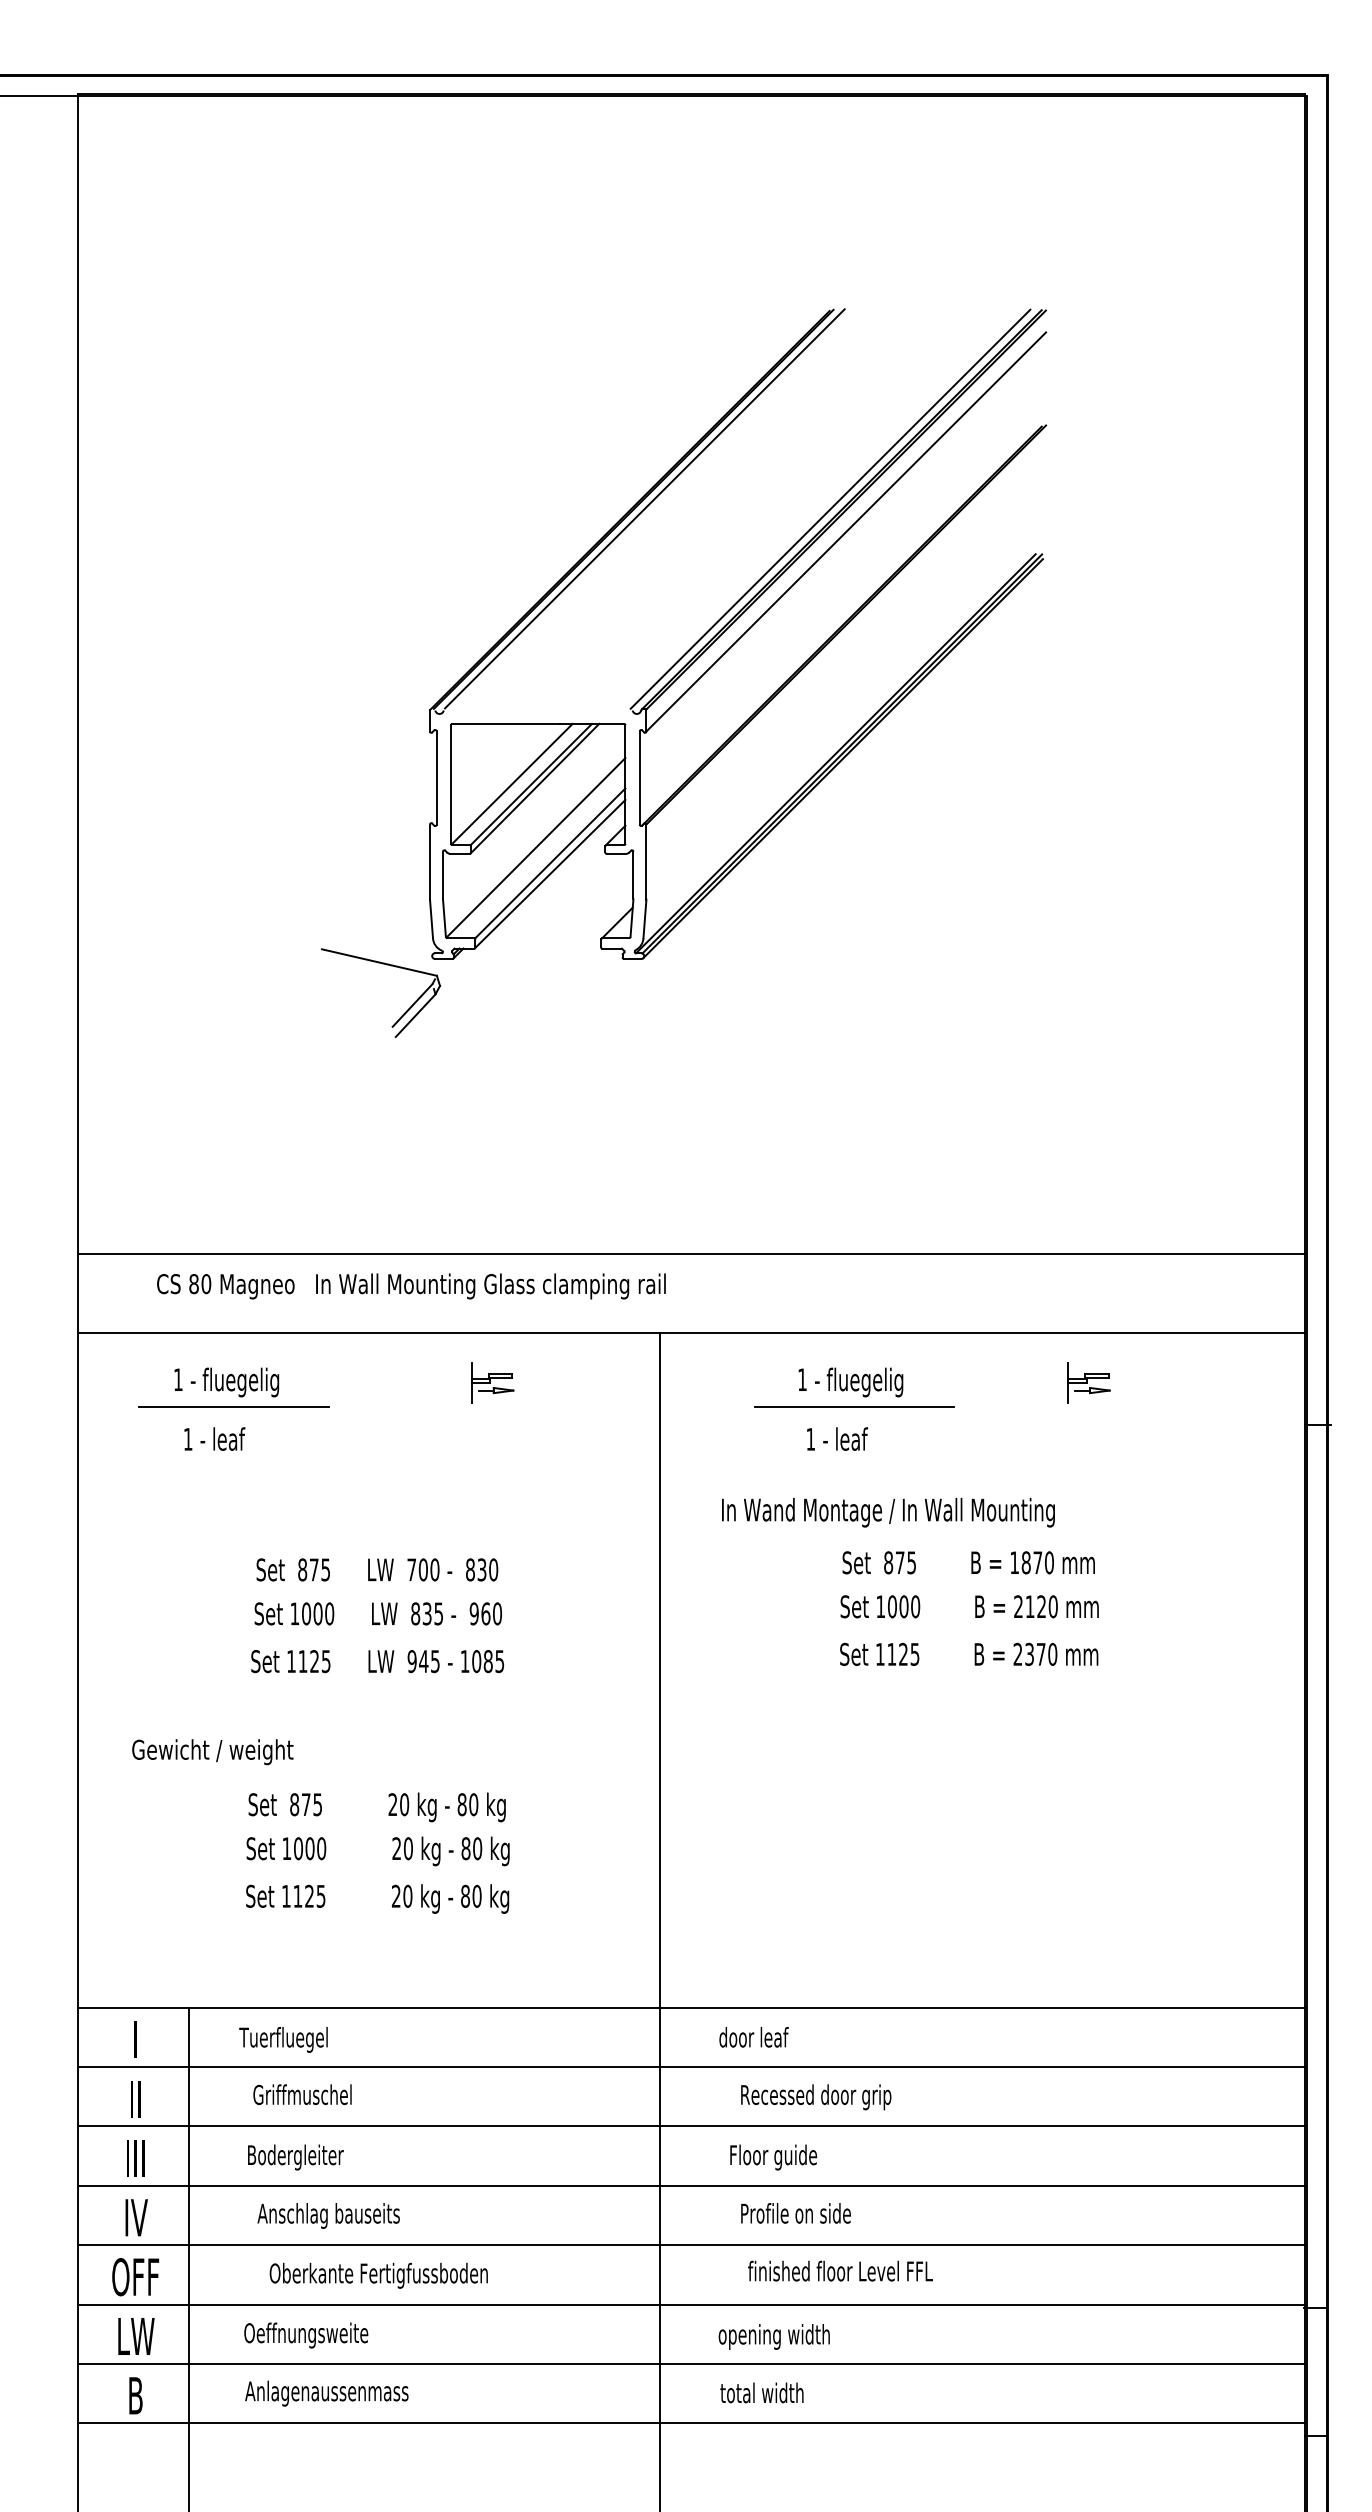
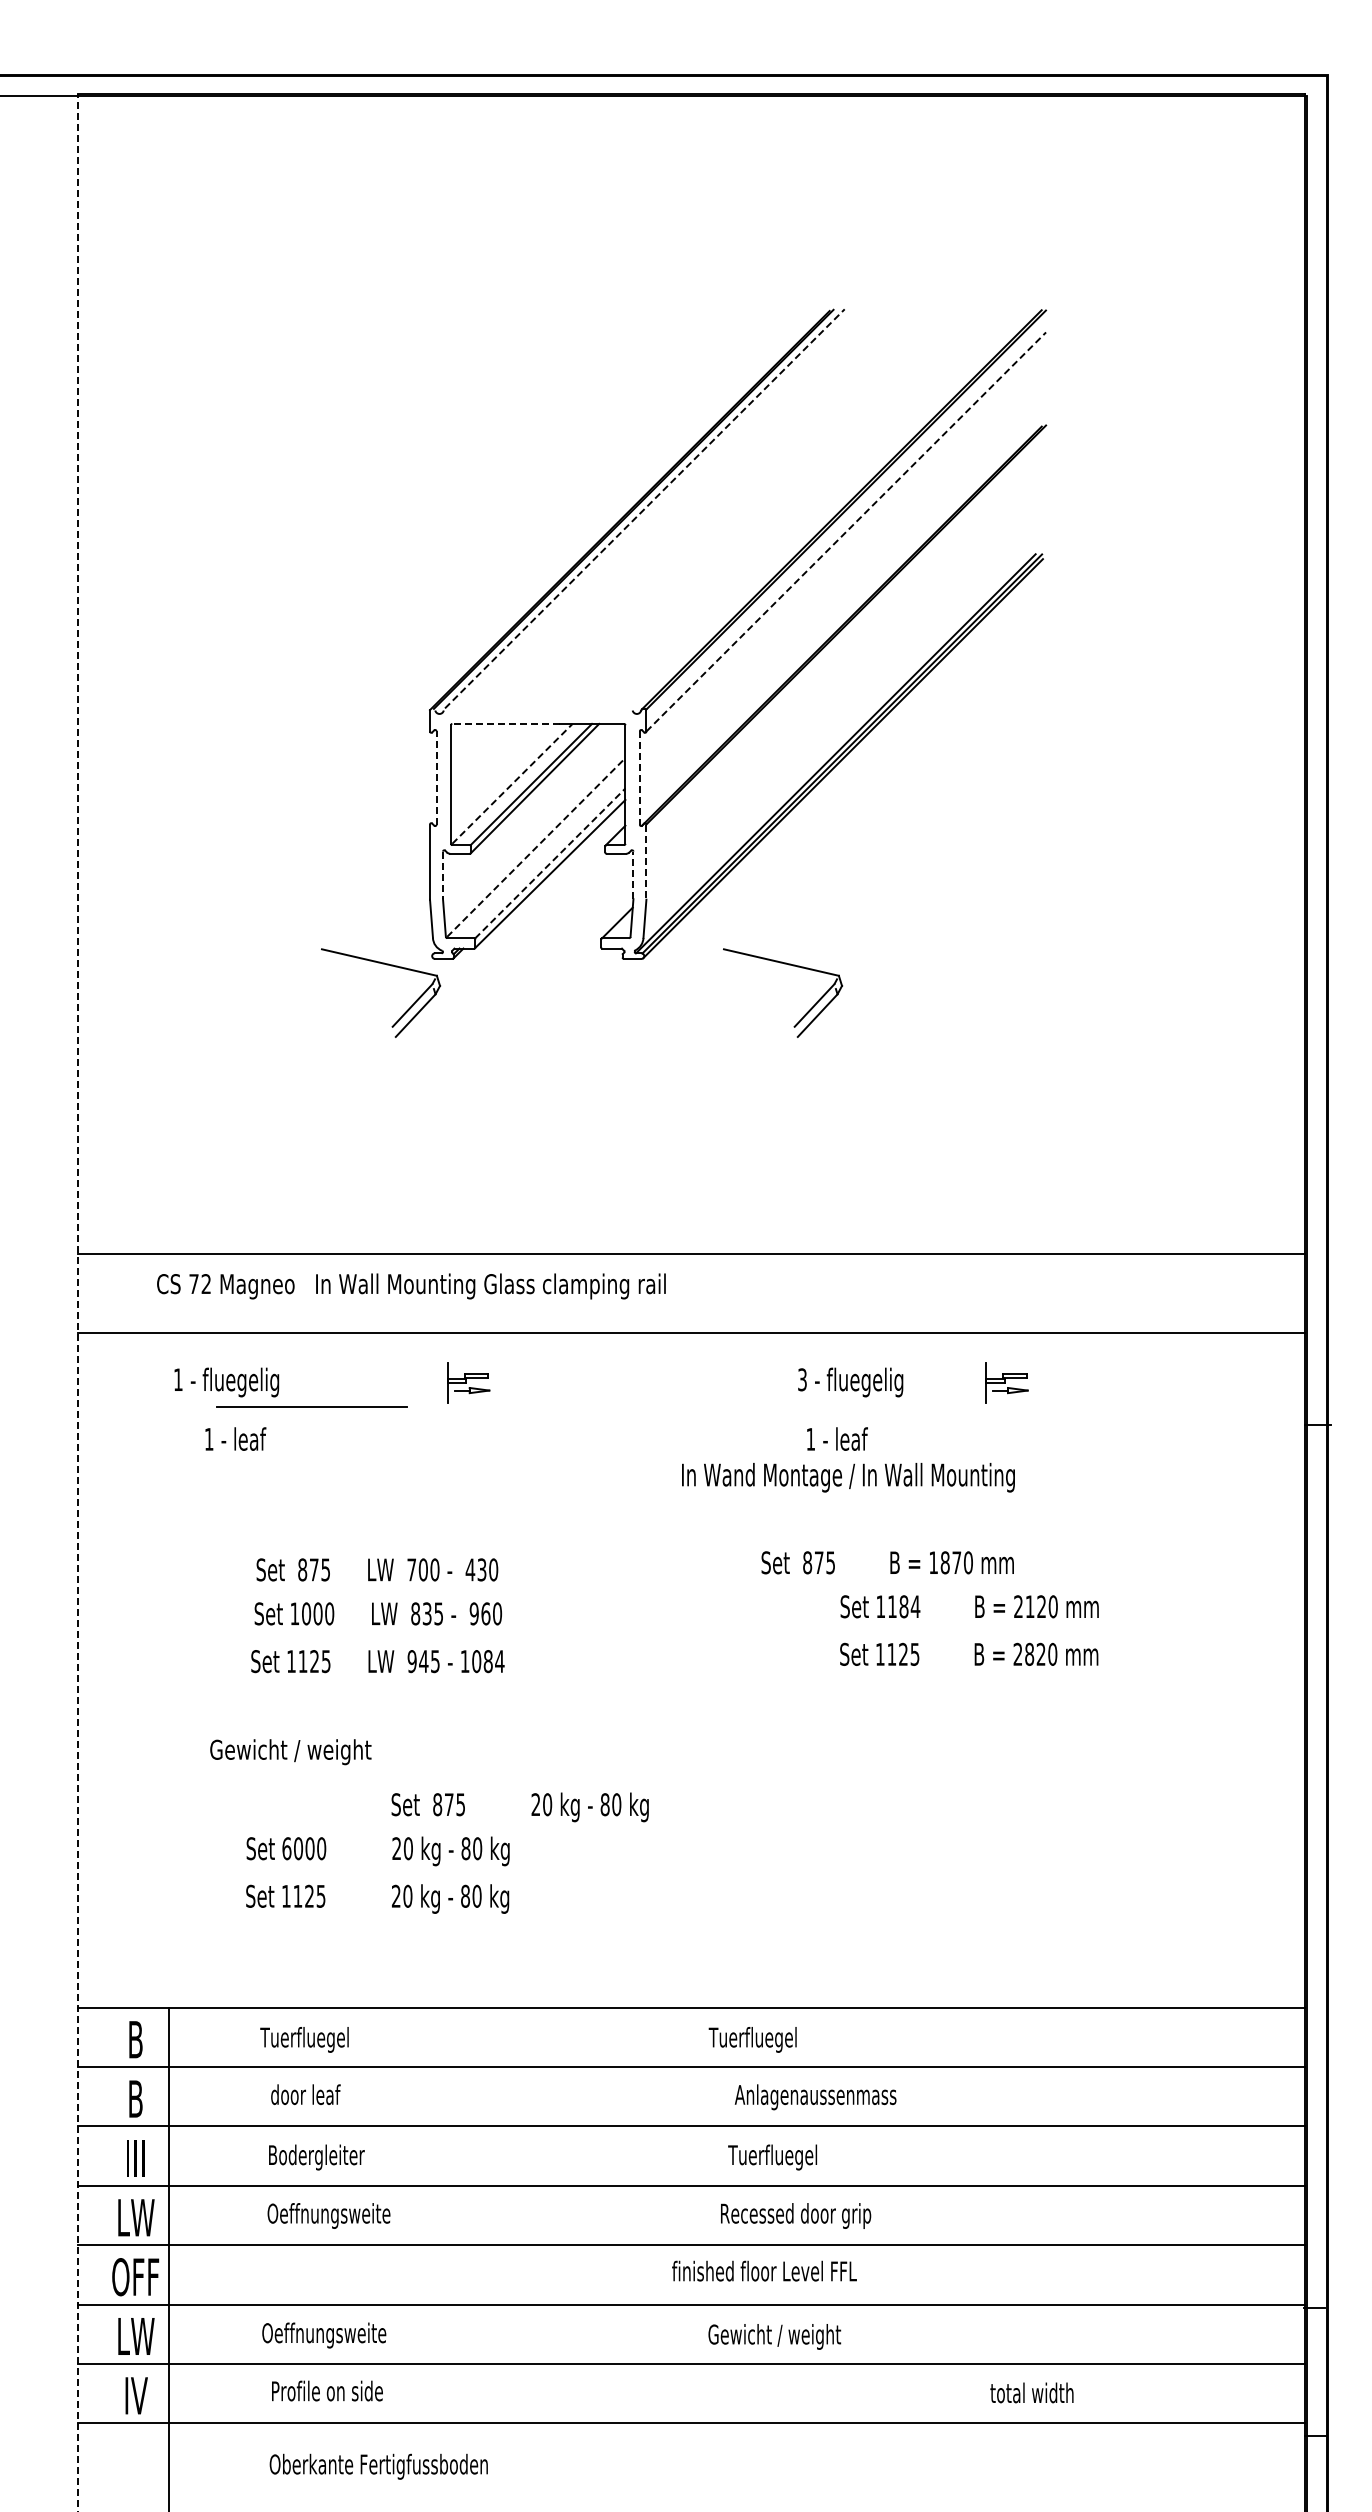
line: solid -> dashed (645, 508)
line: present -> none (830, 508)
line: solid -> dashed (846, 531)
line: solid -> dashed (506, 723)
line: solid -> dashed (436, 778)
line: solid -> dashed (639, 778)
line: solid -> dashed (512, 783)
line: solid -> dashed (536, 847)
line: solid -> dashed (646, 862)
line: solid -> dashed (550, 863)
line: solid -> dashed (443, 875)
line: solid -> dashed (633, 875)
part: none -> present (788, 965)
text: 80 -> 72 (200, 1284)
line: solid -> dashed (78, 1302)
text: 1 -> 3 (802, 1379)
part position: (492, 1382) -> (468, 1382) (468, 1382)
part position: (1088, 1382) -> (1006, 1382) (1006, 1382)
line position: (233, 1406) -> (311, 1406) (311, 1406)
line: present -> none (853, 1406)
text position: (214, 1438) -> (235, 1438) (235, 1438)
text position: (888, 1512) -> (848, 1477) (848, 1477)
text position: (968, 1562) -> (887, 1562) (887, 1562)
text: 830 -> 430 (470, 1569)
text: 1000 -> 1184 (904, 1606)
text: 2370 -> 2820 (1035, 1653)
text: 1085 -> 1084 (499, 1661)
text position: (212, 1752) -> (290, 1752) (290, 1752)
text position: (376, 1807) -> (519, 1807) (519, 1807)
text: 1000 -> 6000 (286, 1848)
line: present -> none (660, 1920)
text: I -> B (135, 2039)
text position: (283, 2039) -> (304, 2039) (304, 2039)
text: door leaf -> Tuerfluegel (752, 2039)
text: Griffmuschel -> door leaf (302, 2094)
text: Recessed door grip -> Anlagenaussenmass (815, 2097)
text: II -> B (135, 2098)
text position: (295, 2157) -> (316, 2157) (316, 2157)
text: Floor guide -> Tuerfluegel (772, 2157)
text: Anschlag bauseits -> Oeffnungsweite (328, 2215)
text: Profile on side -> Recessed door grip (796, 2215)
text: IV -> LW (136, 2217)
line position: (189, 2257) -> (169, 2257) (169, 2257)
text position: (840, 2270) -> (764, 2270) (764, 2270)
text position: (378, 2275) -> (378, 2466) (378, 2466)
text position: (306, 2335) -> (324, 2335) (324, 2335)
text: opening width -> Gewicht / weight (774, 2336)
text position: (761, 2392) -> (1031, 2392) (1031, 2392)
text: Anlagenaussenmass -> Profile on side (326, 2393)
text: B -> IV (136, 2395)
